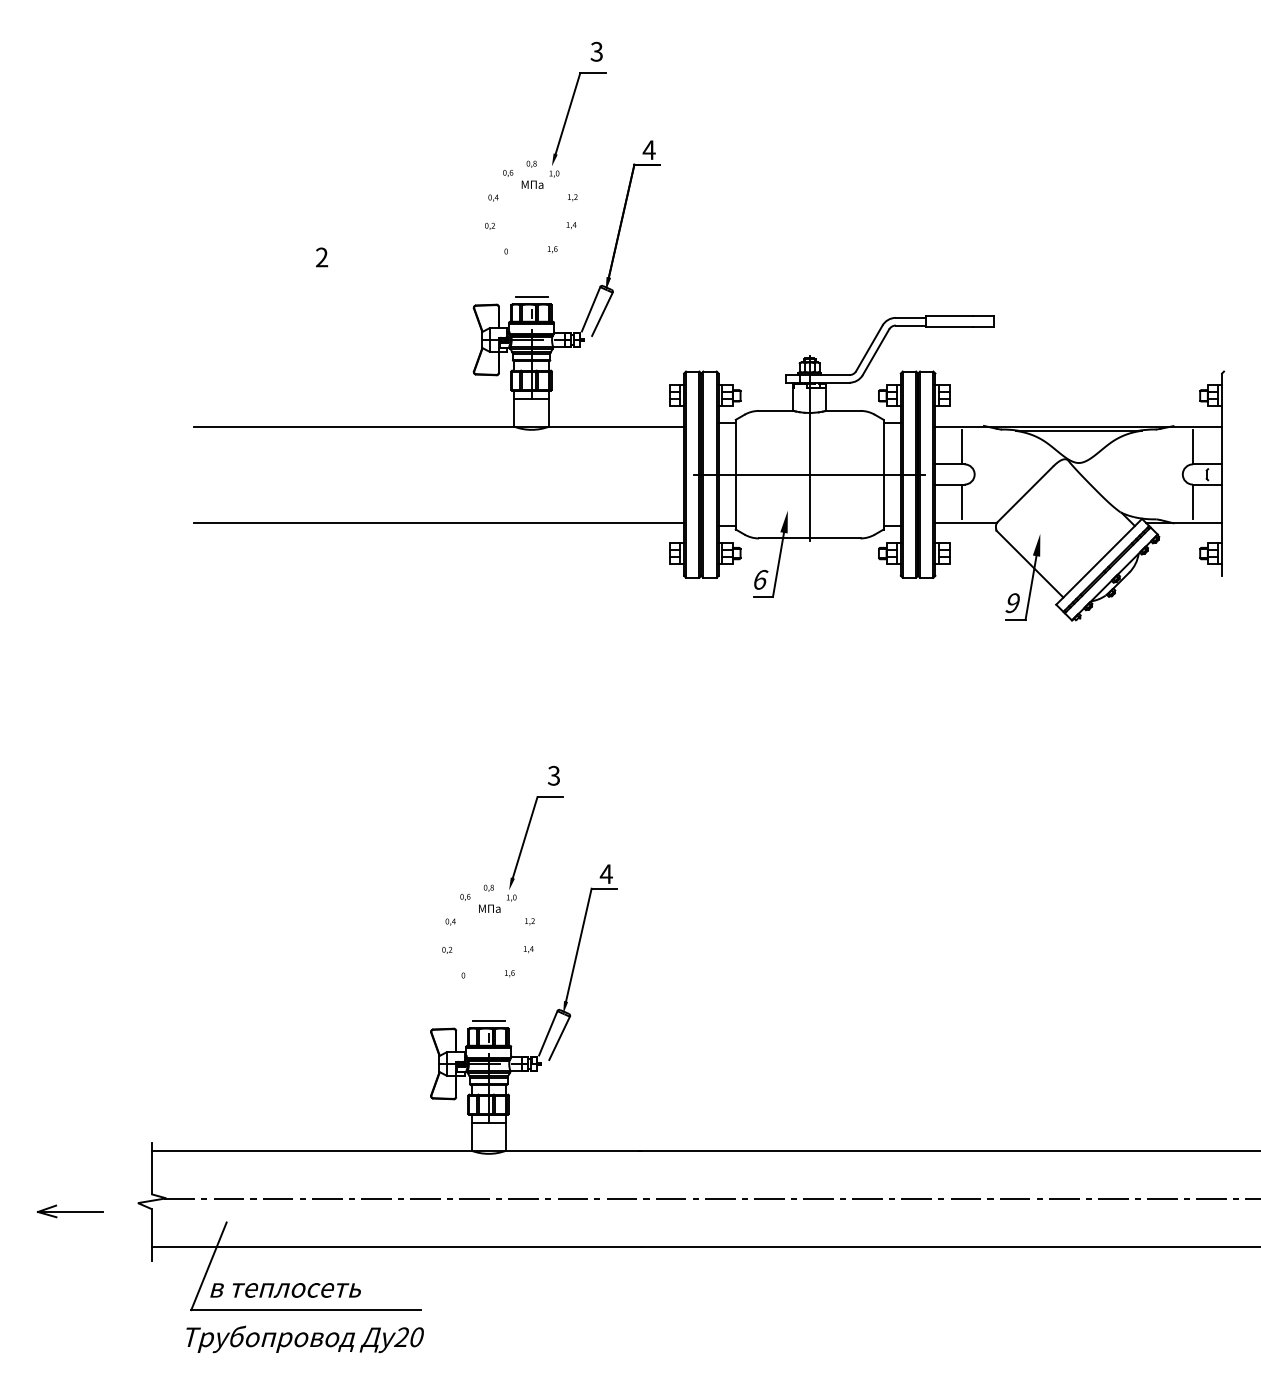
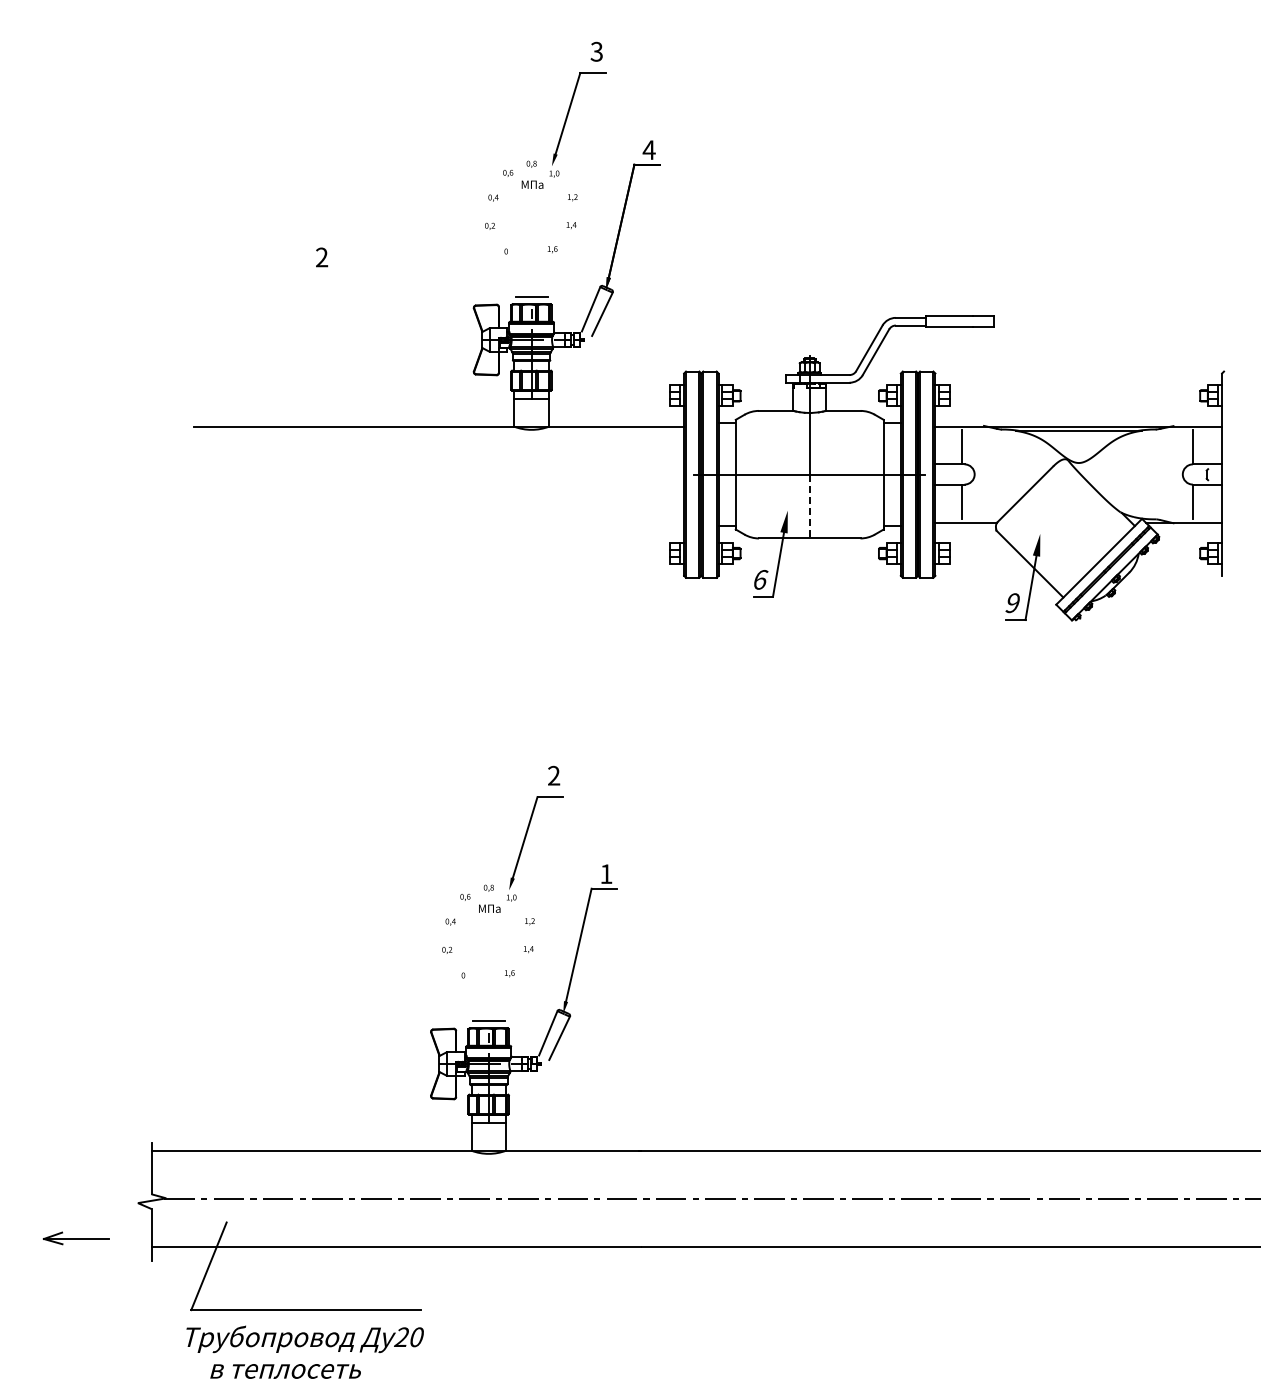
line: solid -> dashed (809, 508)
line: present -> none (439, 522)
text: 3 -> 2 (553, 775)
text: 4 -> 1 (605, 873)
part position: (69, 1211) -> (75, 1238) (75, 1238)
text position: (285, 1290) -> (285, 1371) (285, 1371)
